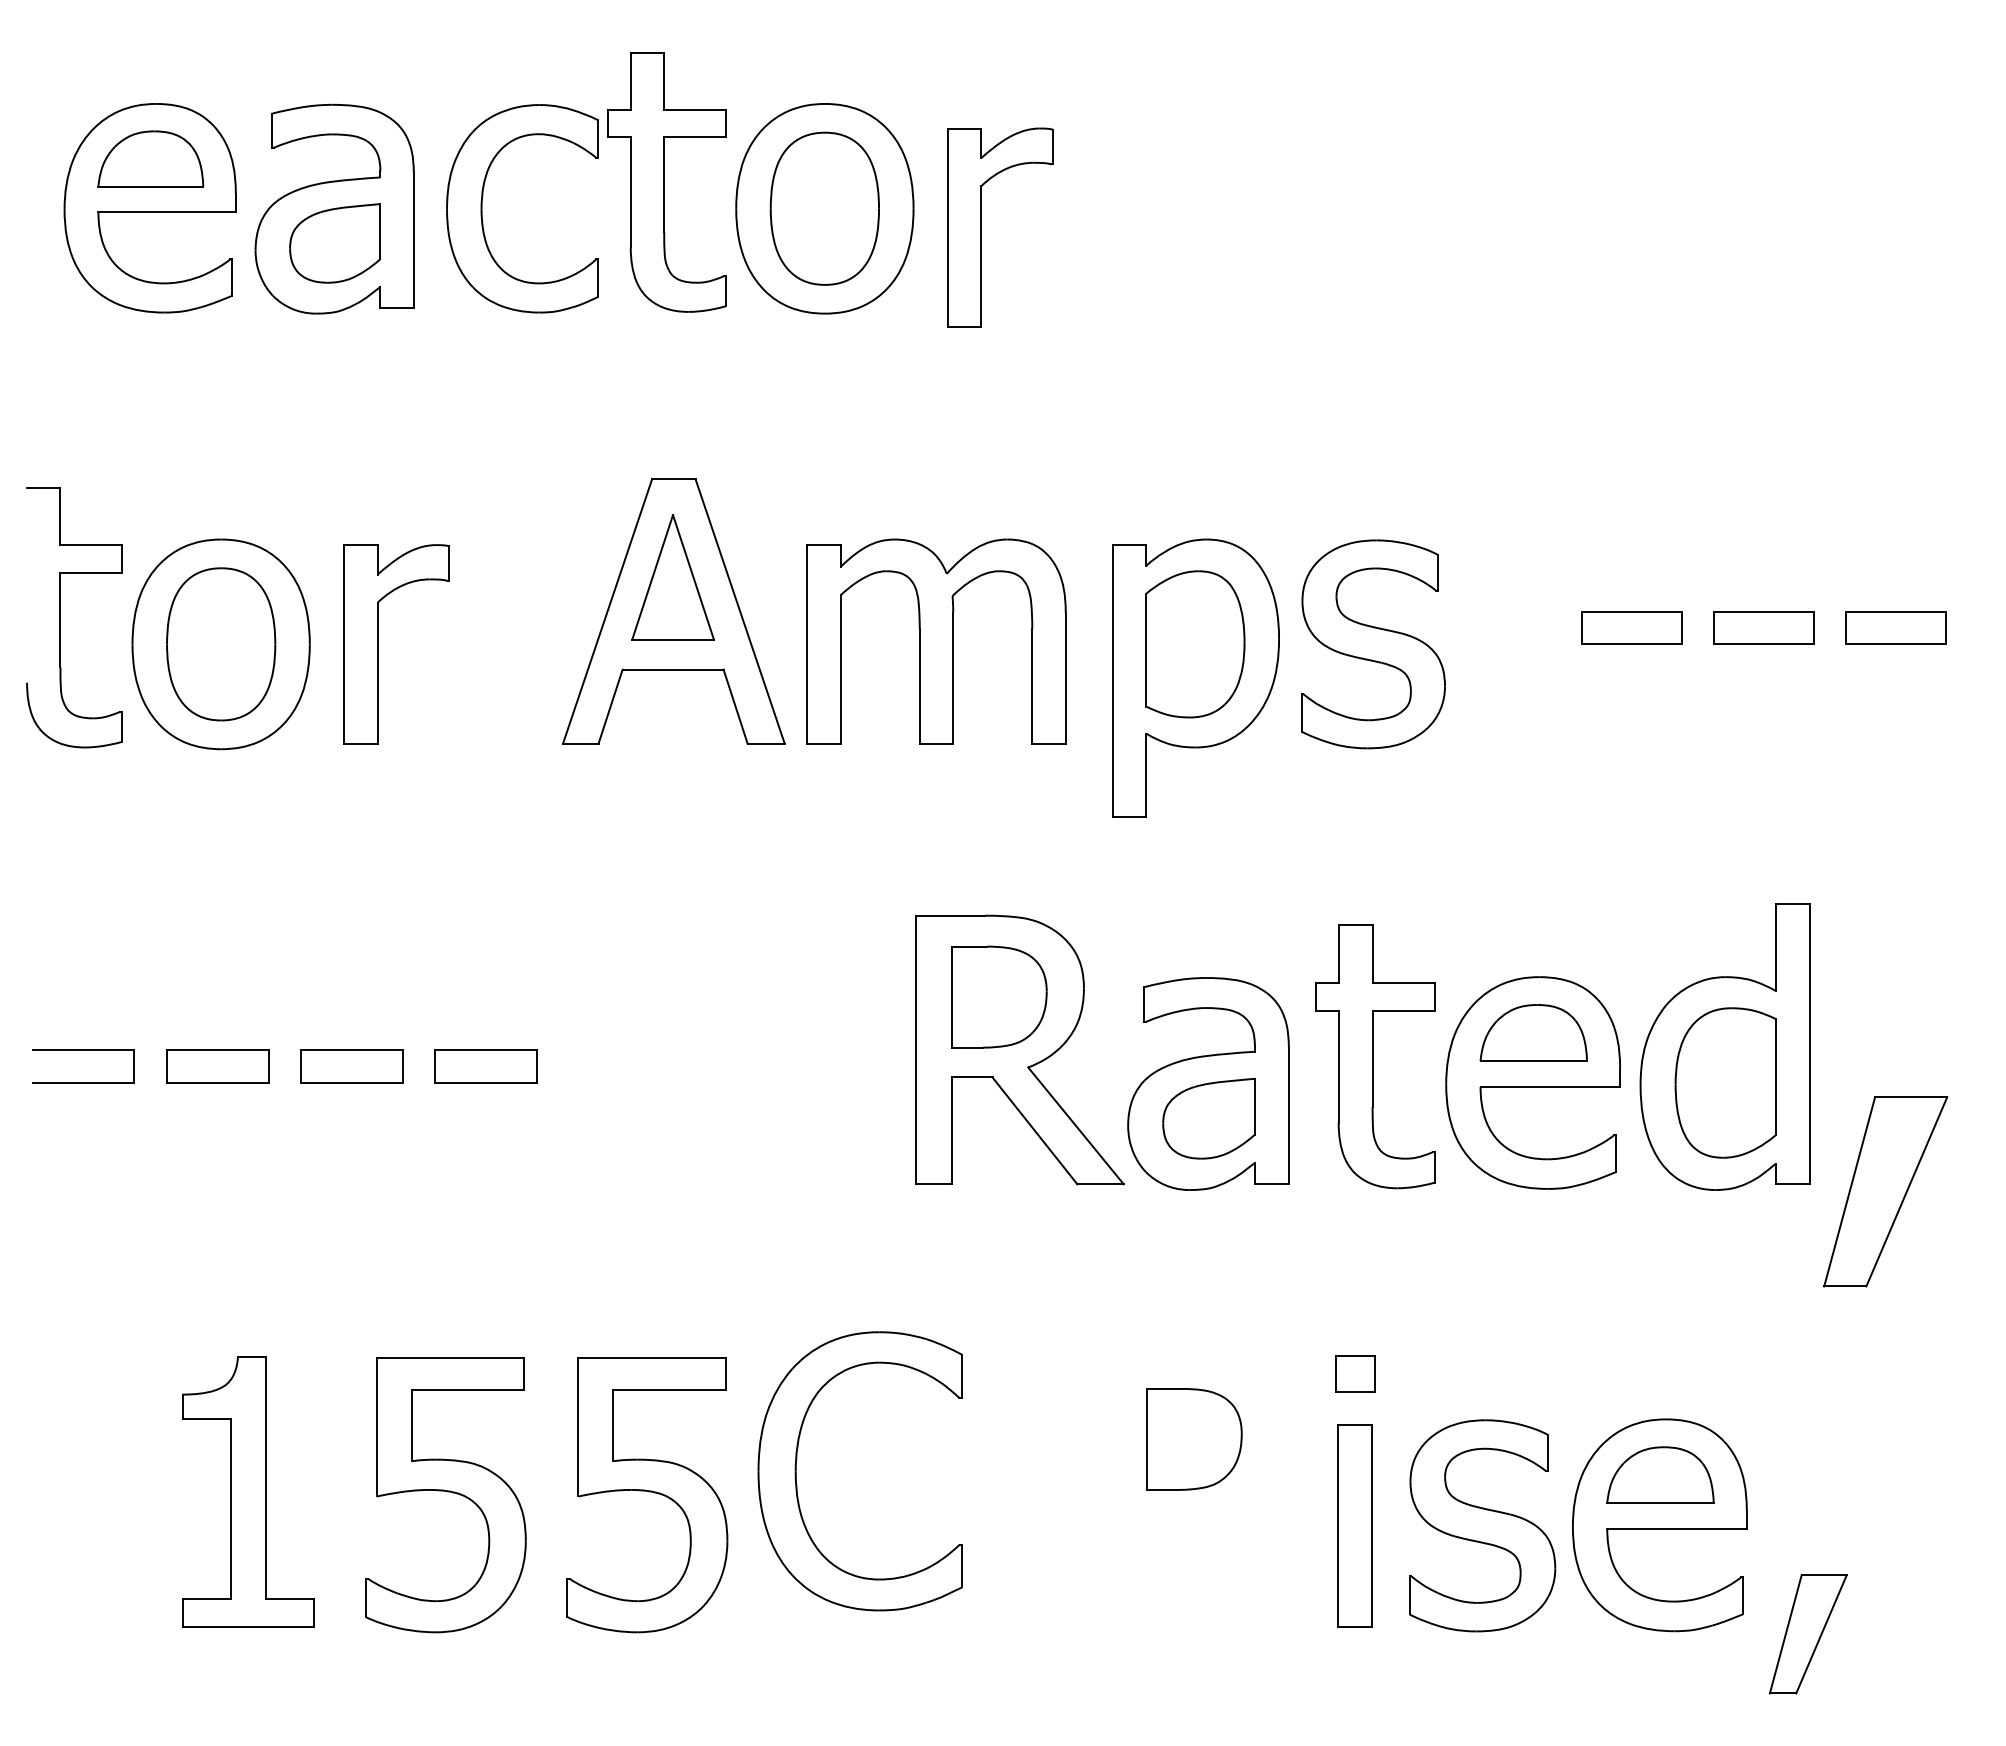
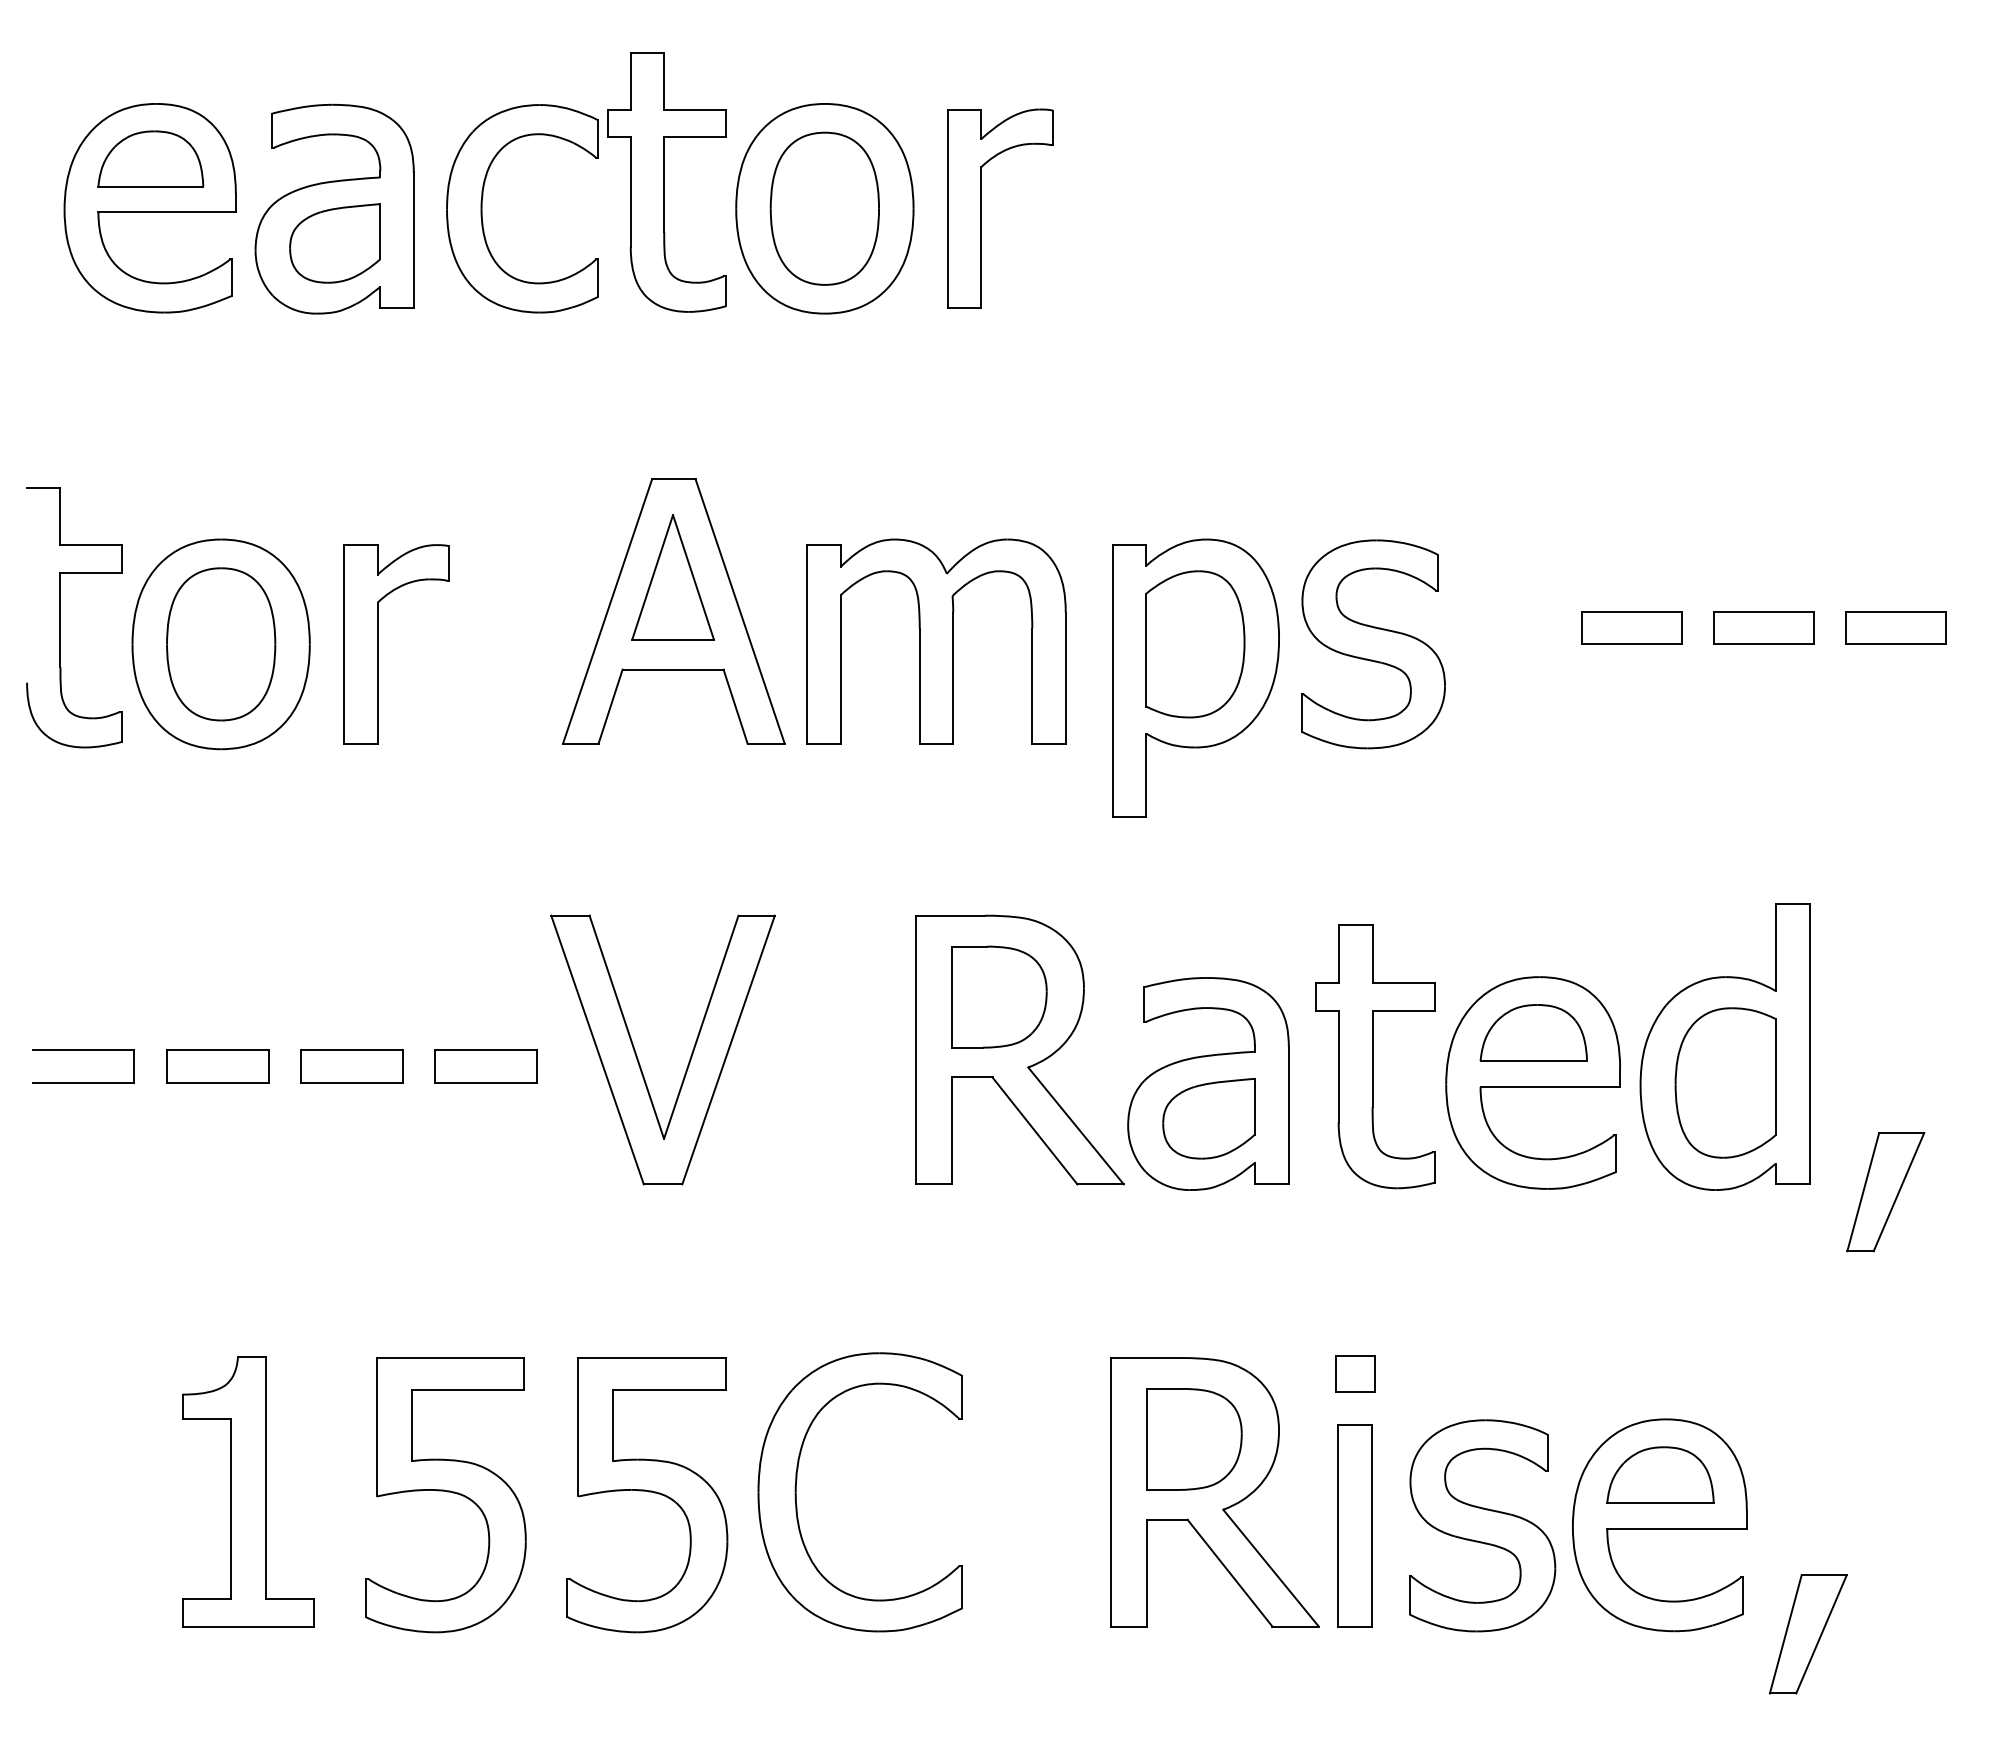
part position: (981, 227) -> (981, 208) (981, 208)
part: none -> present (638, 1058)
part size: 126x192 px -> 80x121 px (1885, 1192)
part position: (796, 1471) -> (796, 1492) (796, 1492)
part: none -> present (1214, 1492)
